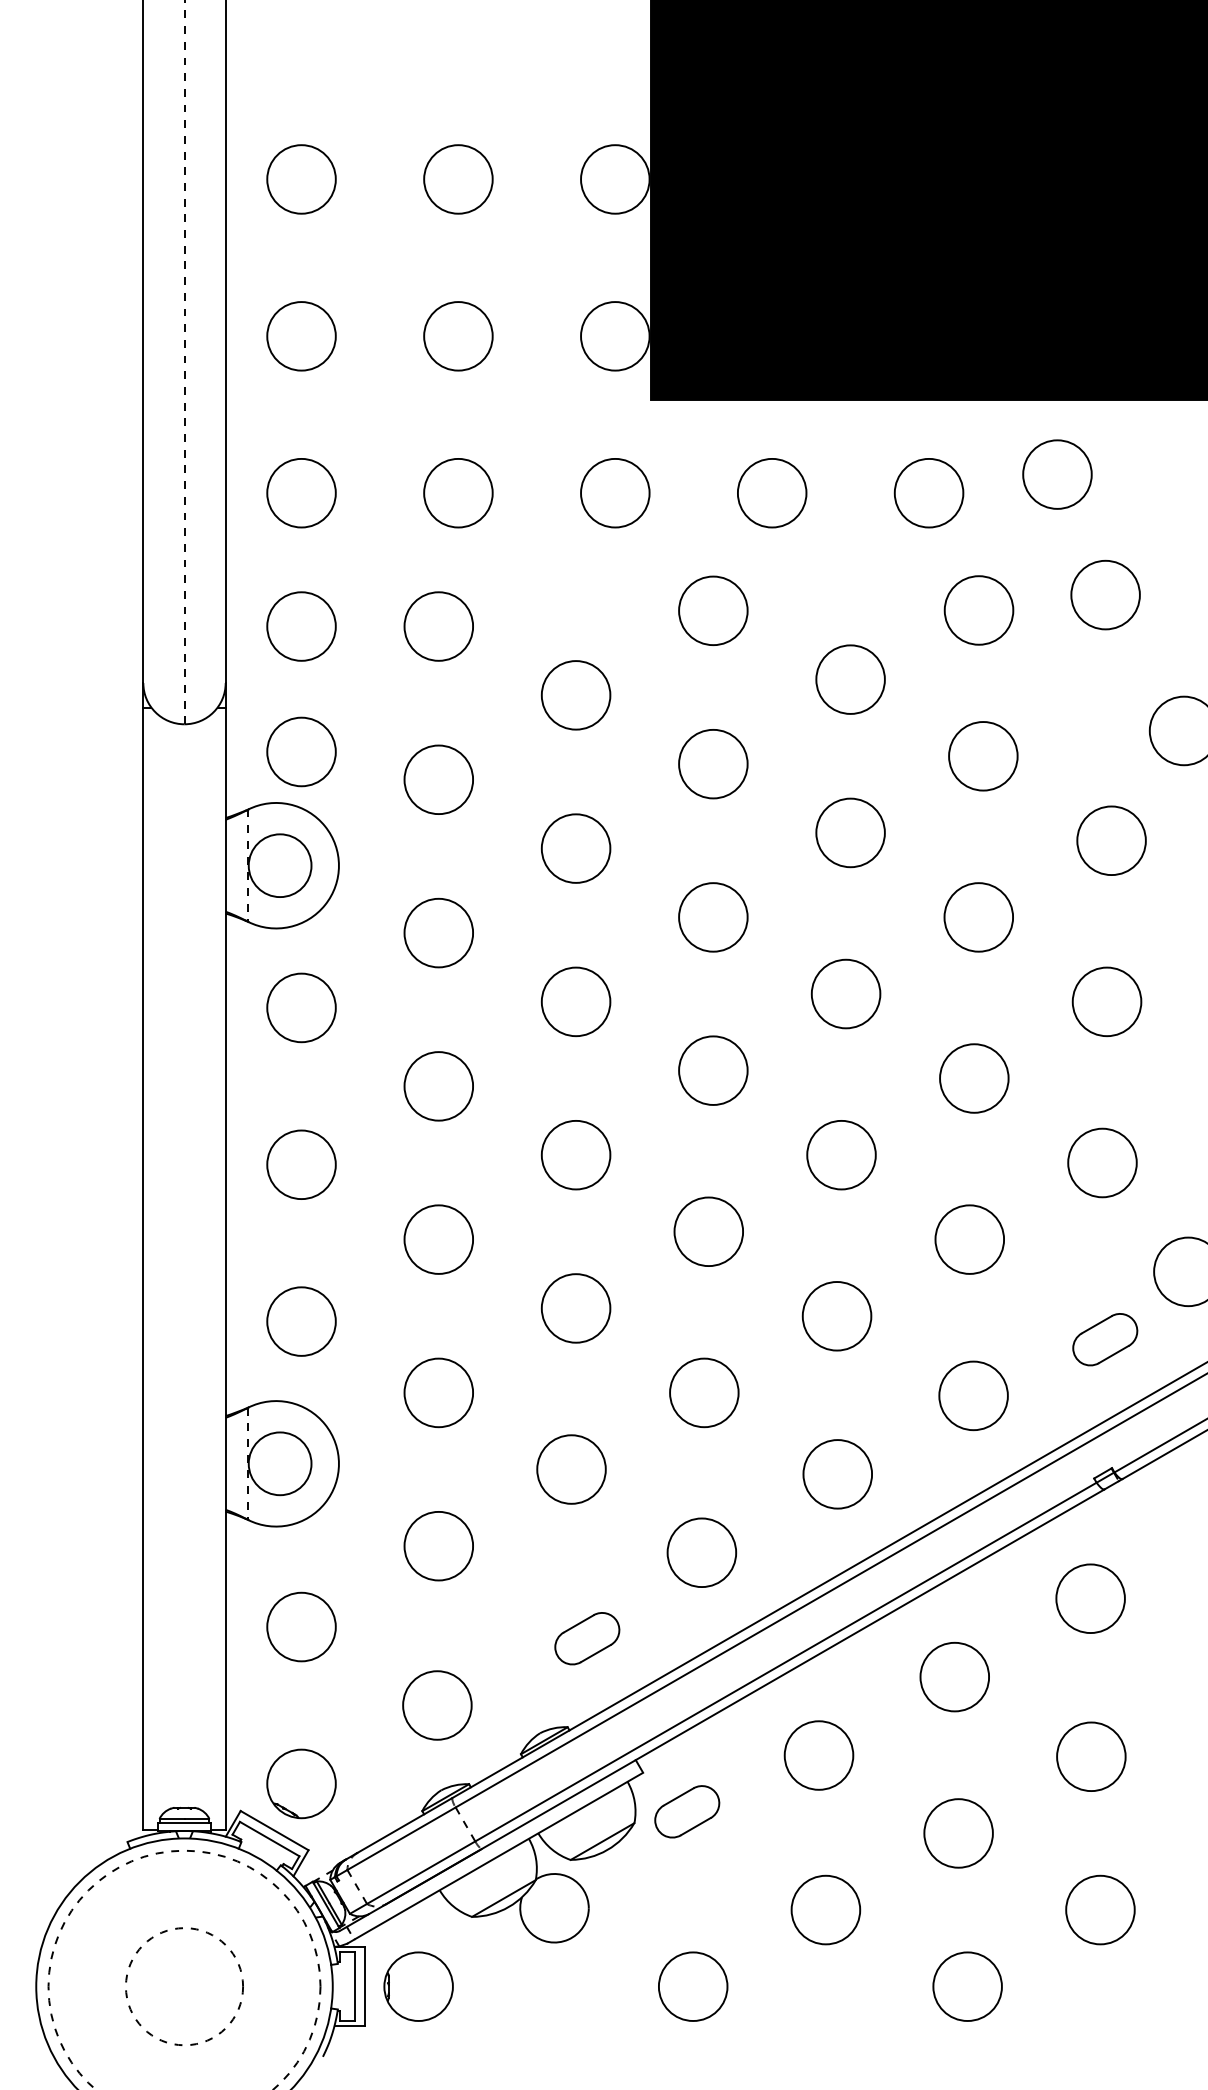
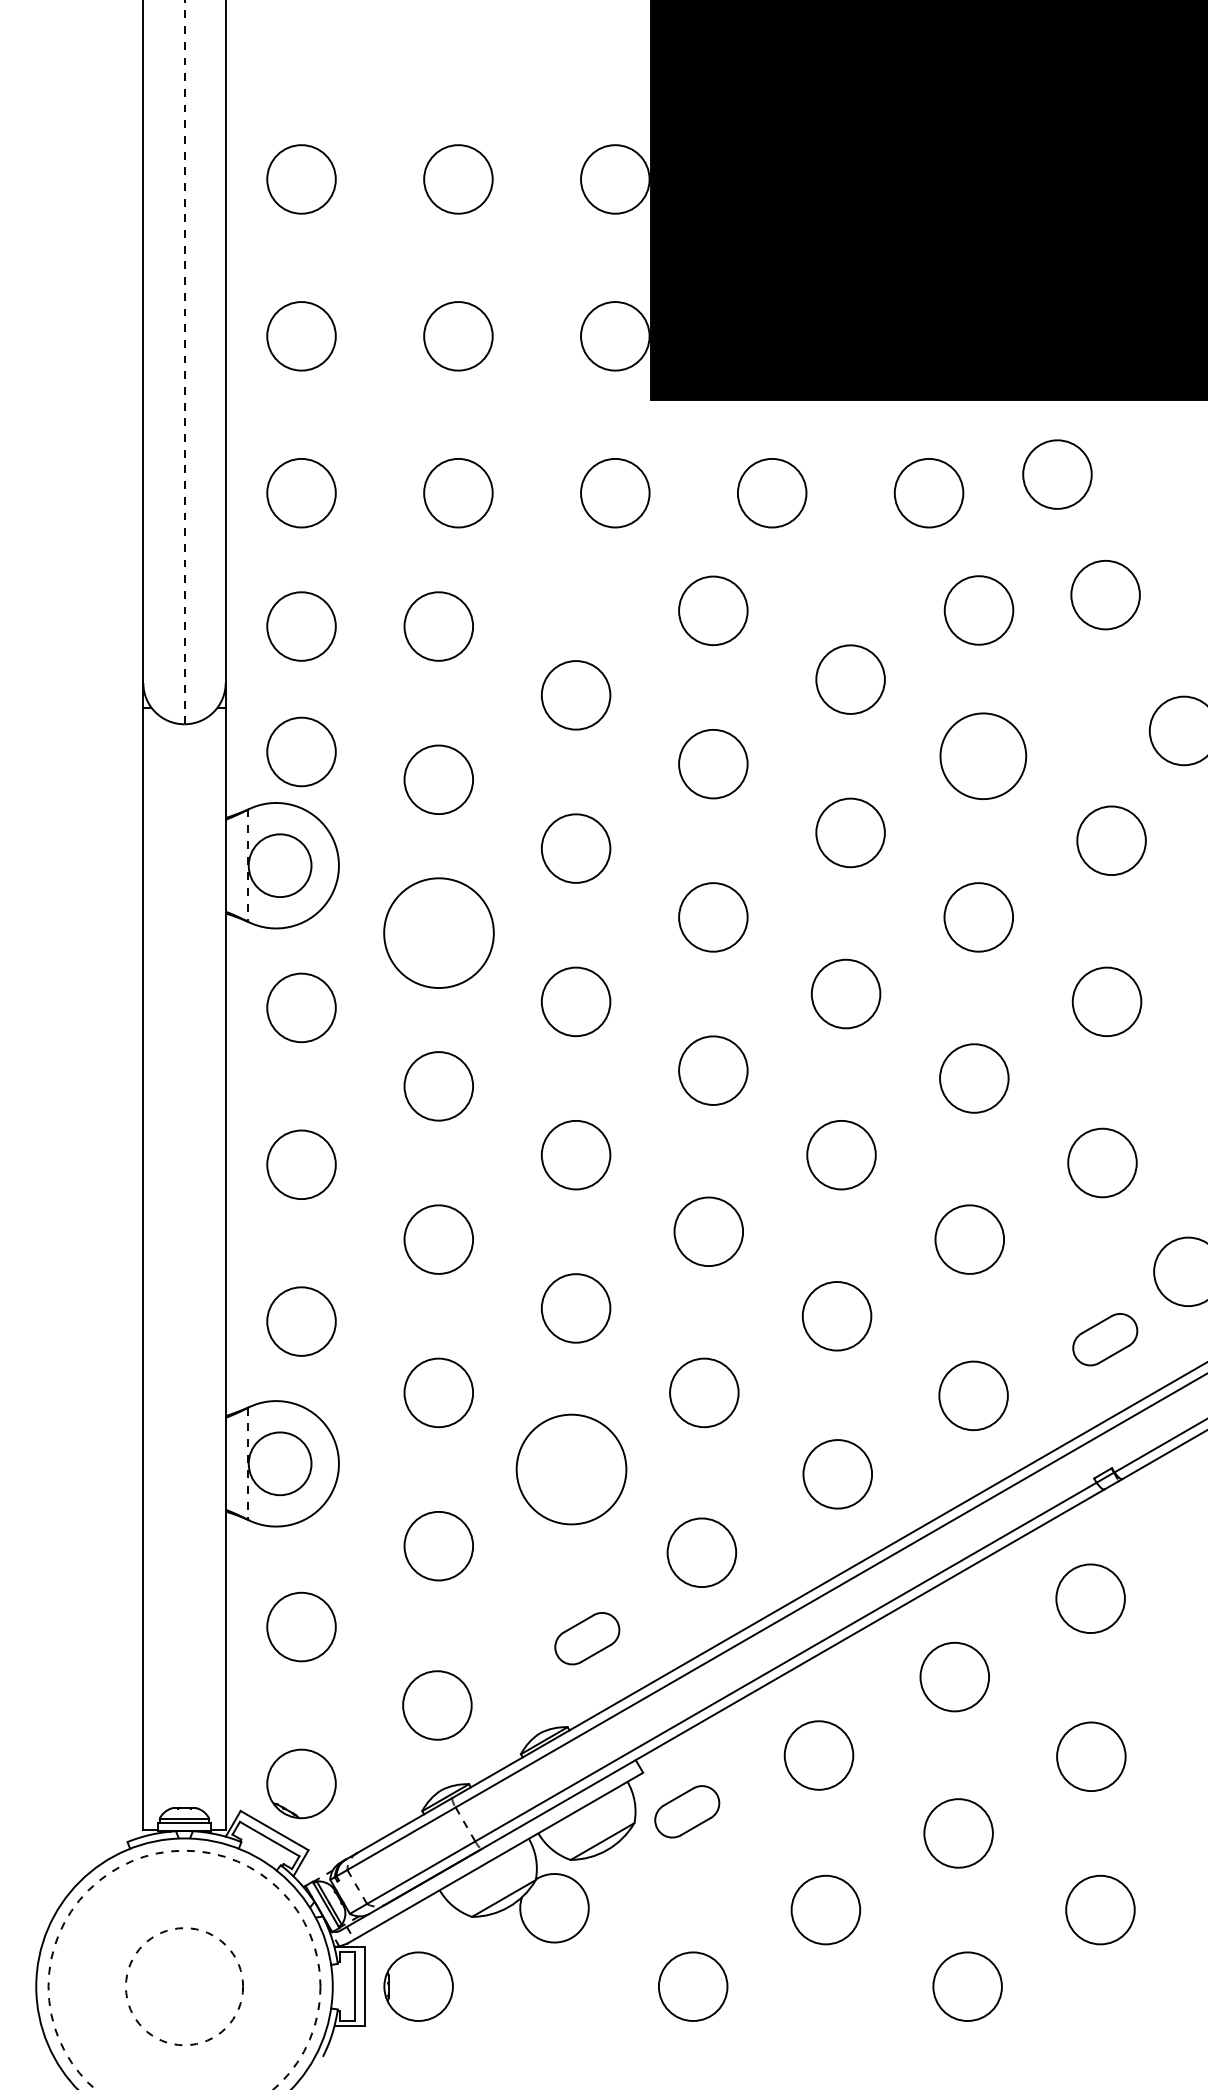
circle diameter: 69 px -> 86 px (983, 756)
circle size: 71x72 px -> 112x112 px (438, 932)
circle diameter: 69 px -> 110 px (571, 1469)
